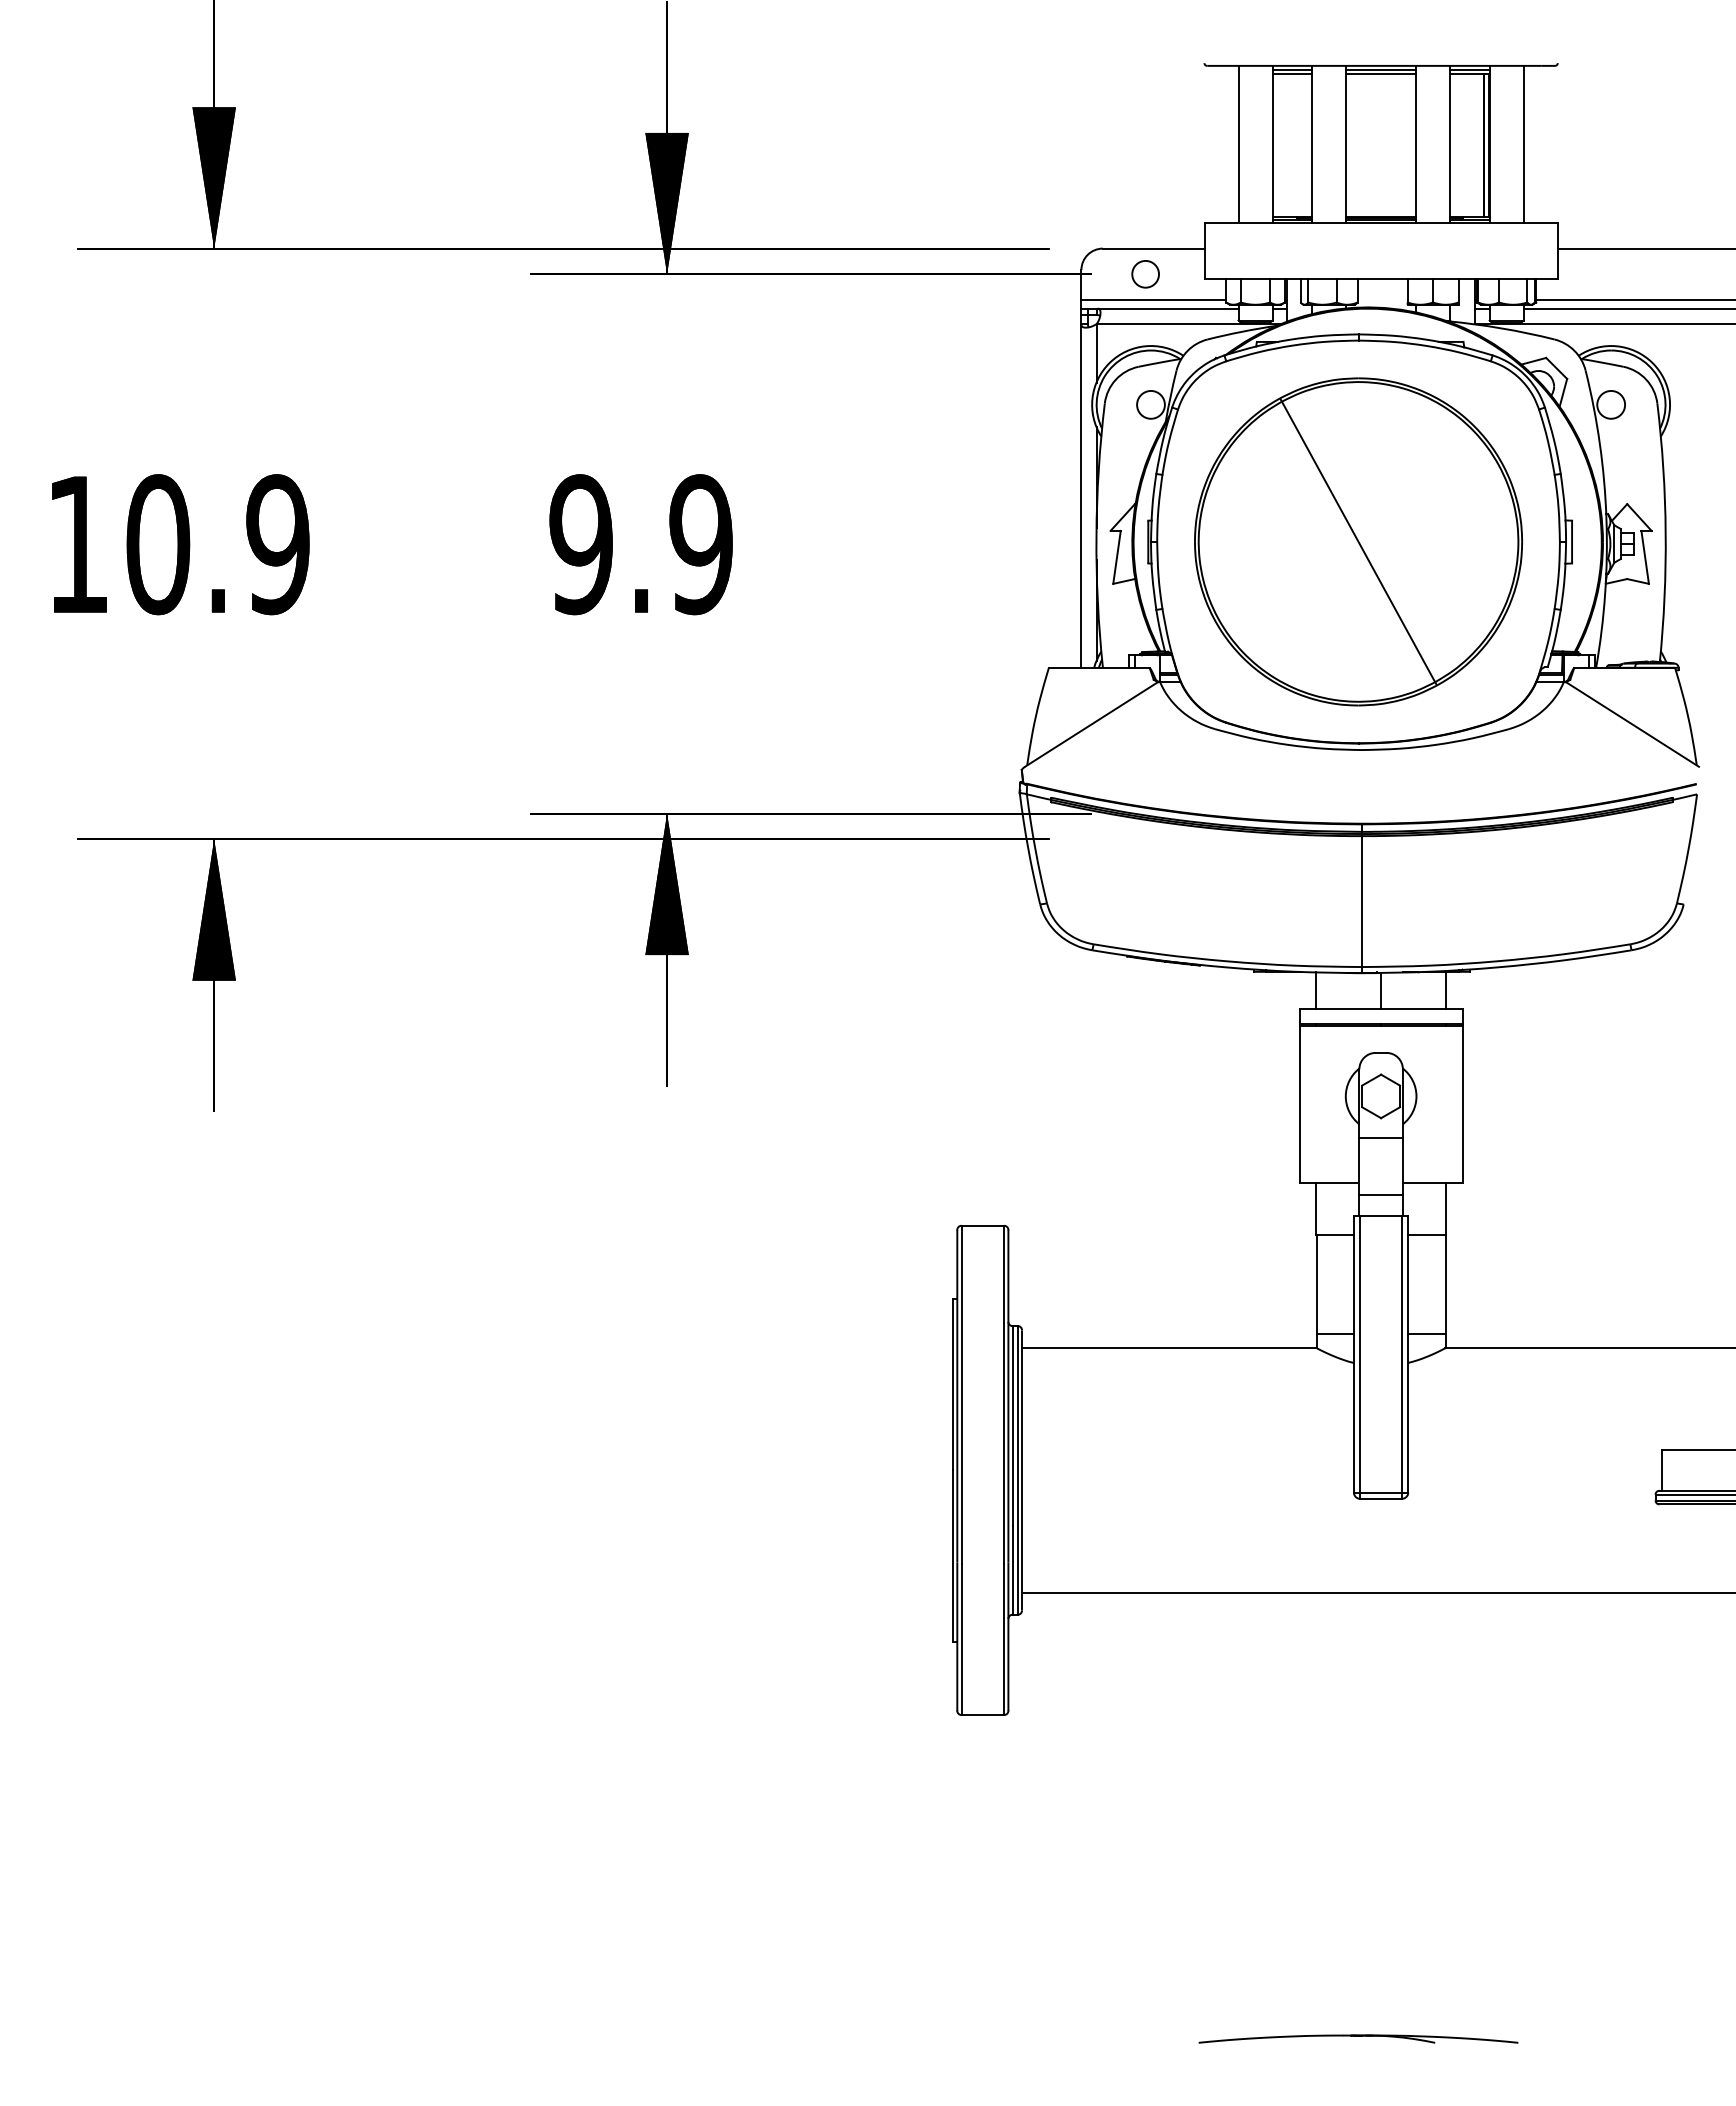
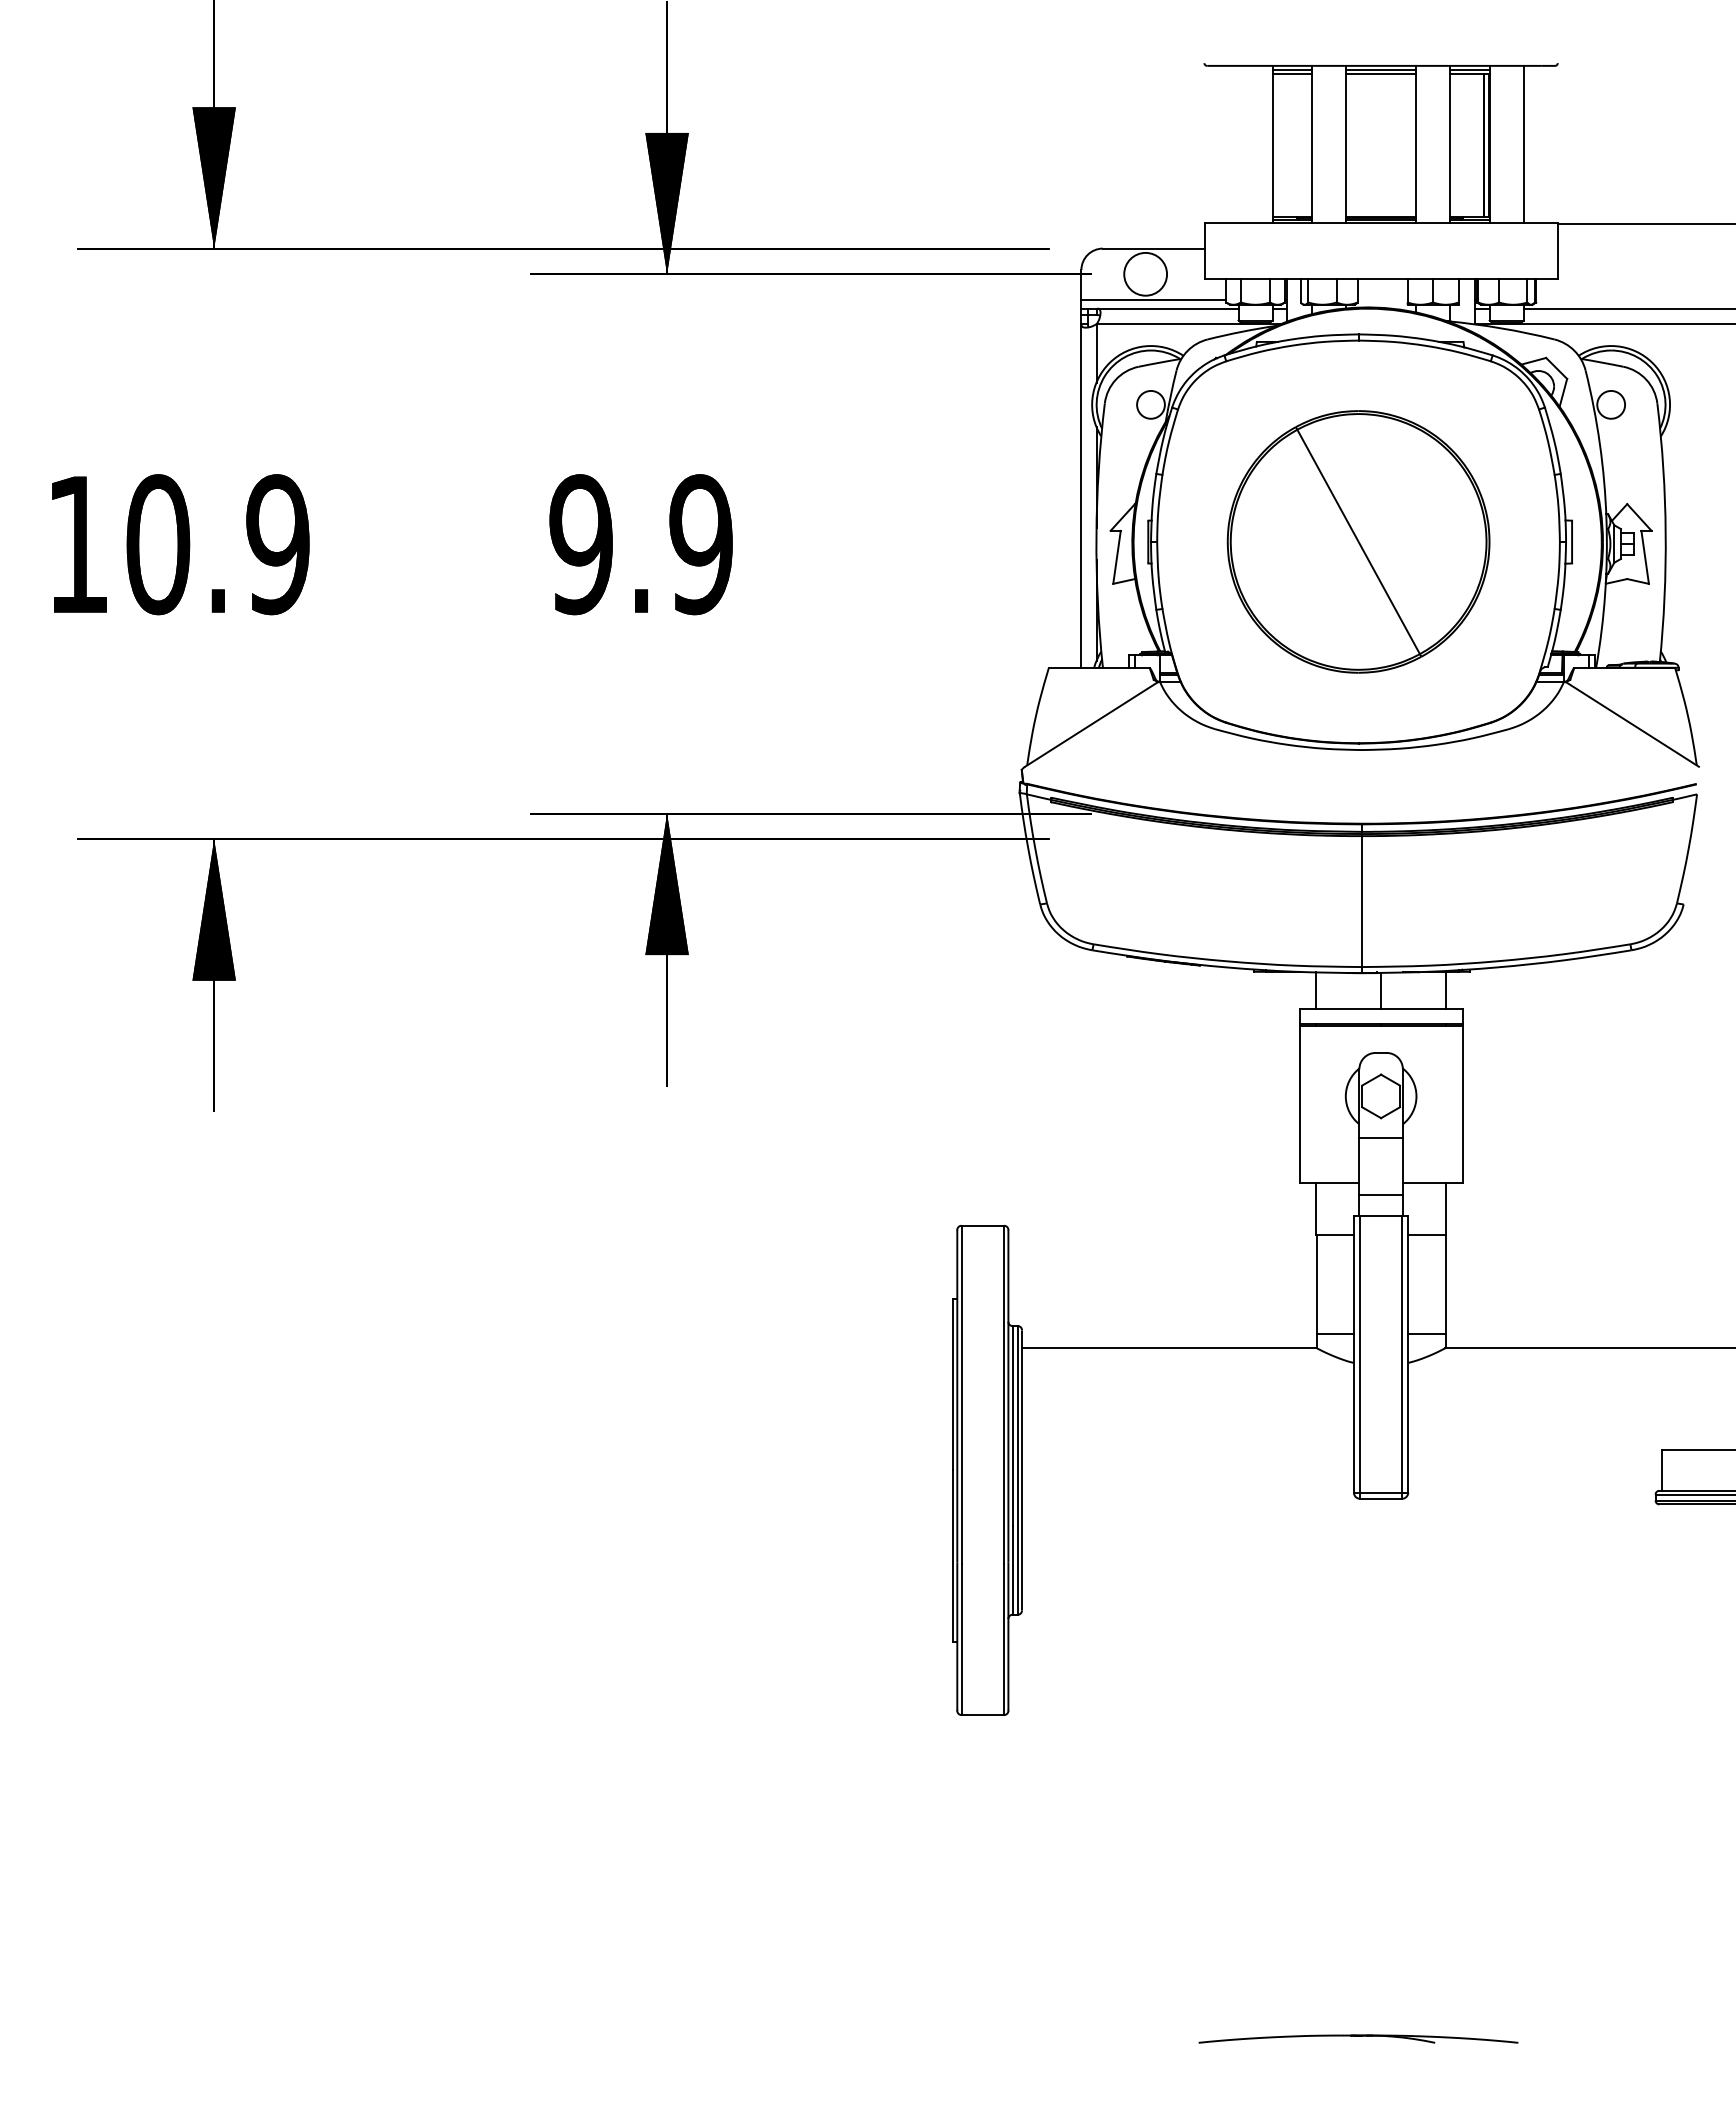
line: present -> none (1238, 143)
line position: (1644, 248) -> (1644, 223) (1644, 223)
circle diameter: 27 px -> 43 px (1145, 273)
line: present -> none (1634, 300)
part size: 330x330 px -> 265x264 px (1358, 541)
line: present -> none (1377, 1592)
